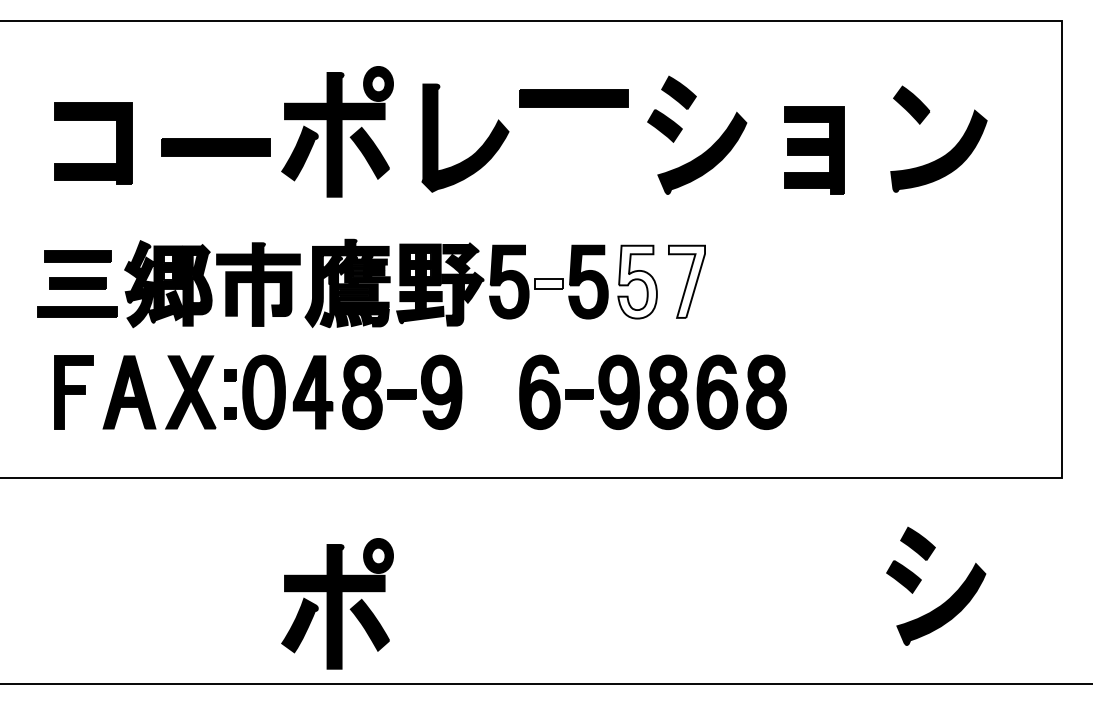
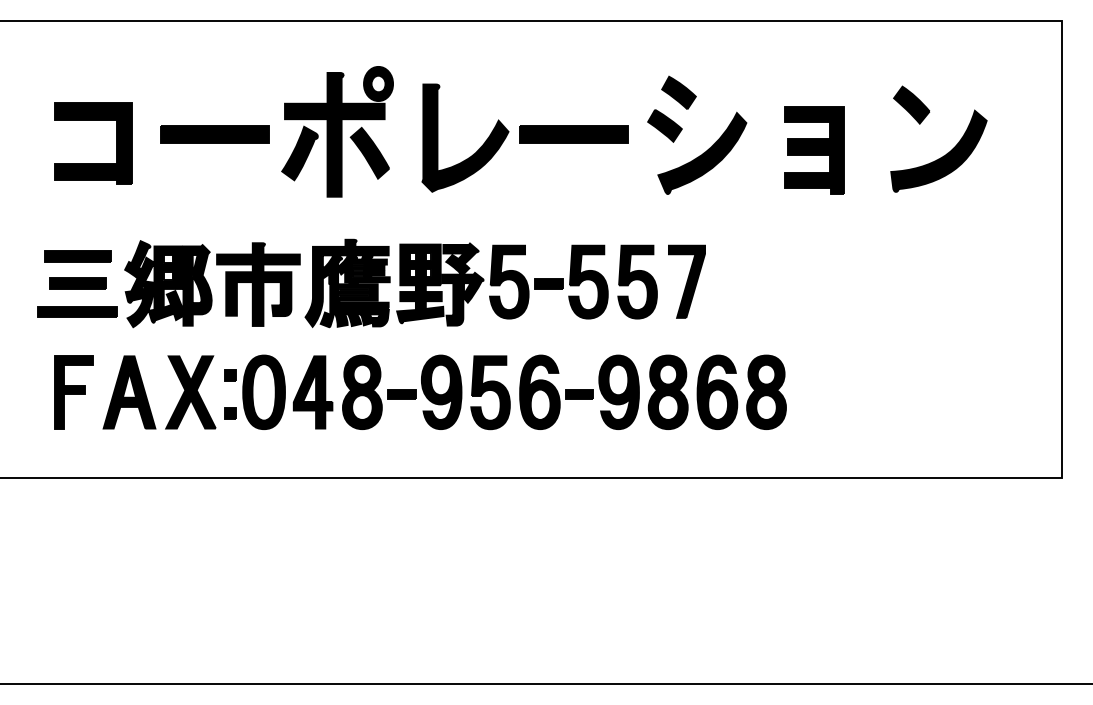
part position: (573, 98) -> (573, 134) (573, 134)
part position: (215, 147) -> (214, 134) (214, 134)
fill: none -> present (637, 281)
fill: none -> present (686, 281)
fill: none -> present (549, 283)
part: none -> present (490, 392)
part: present -> none (921, 580)
part: present -> none (337, 603)
